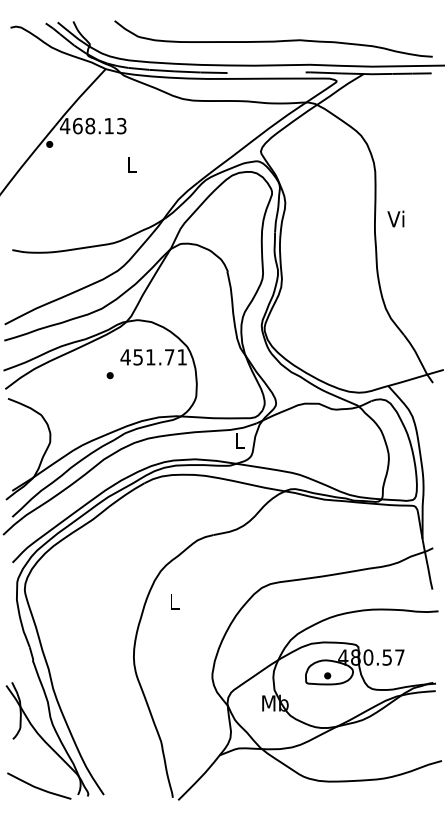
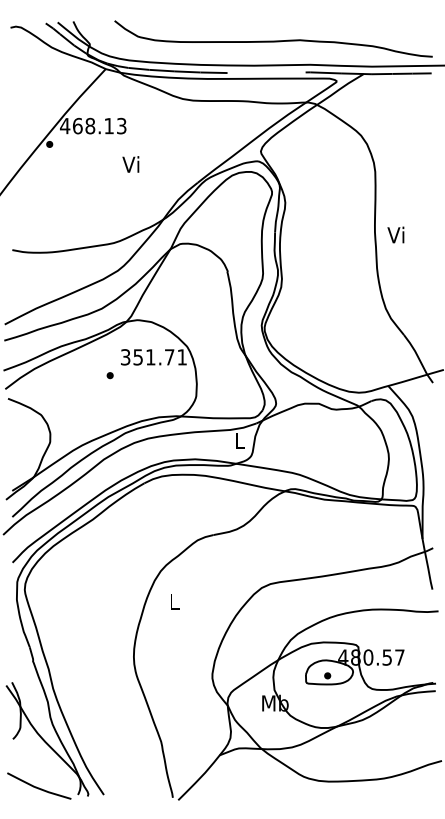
text: L -> Vi (130, 164)
text position: (395, 218) -> (395, 234) (395, 234)
text: 451.71 -> 351.71 (125, 357)
